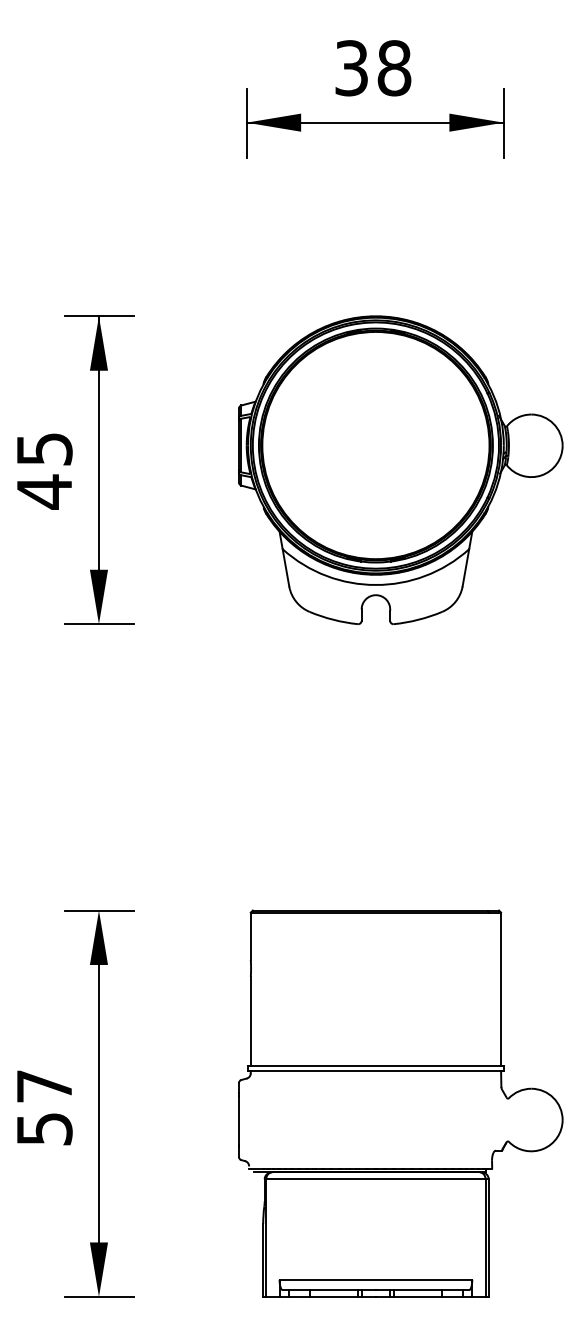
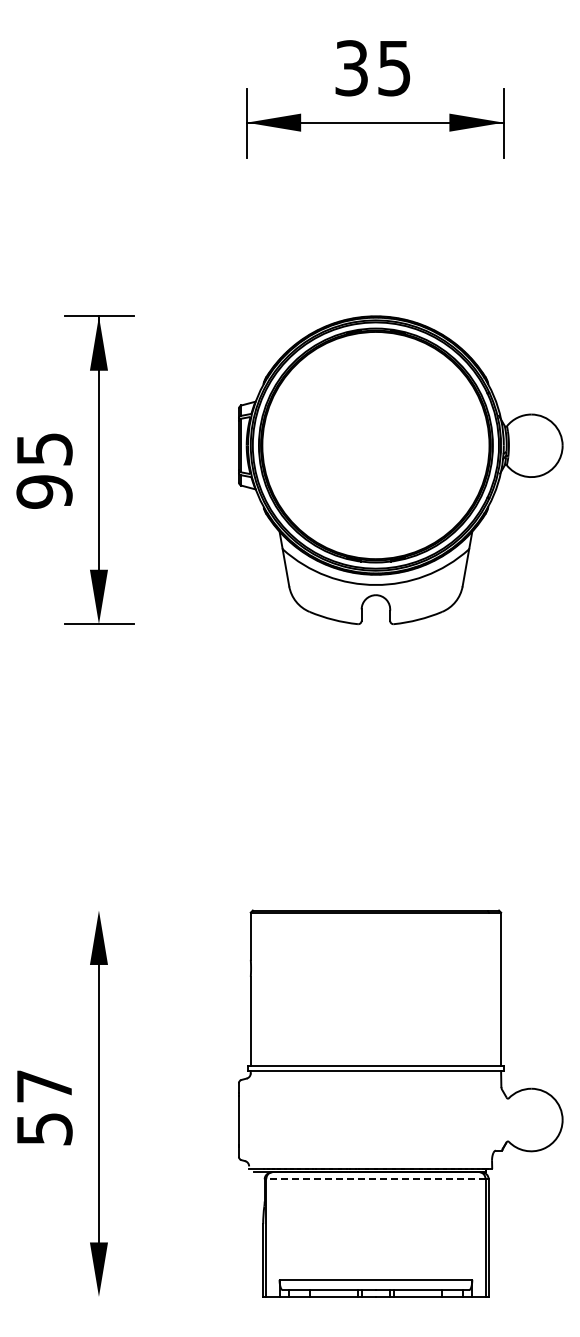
text: 38 -> 35 (394, 68)
text: 45 -> 95 (44, 491)
line: present -> none (99, 910)
line: solid -> dashed (375, 1179)
line: present -> none (99, 1296)
